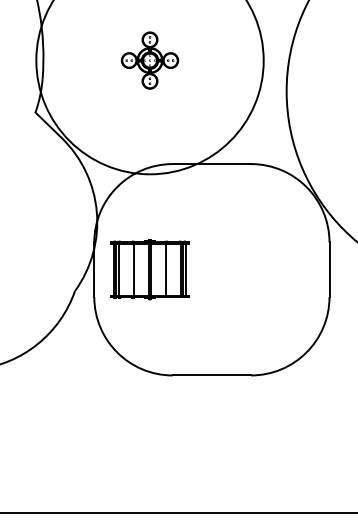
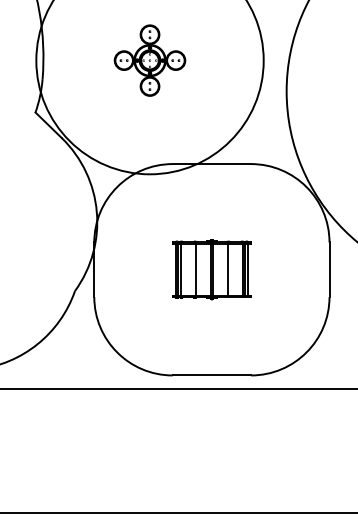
part size: 60x59 px -> 74x73 px (149, 60)
part position: (149, 269) -> (211, 269) (211, 269)
line: none -> present (178, 388)
